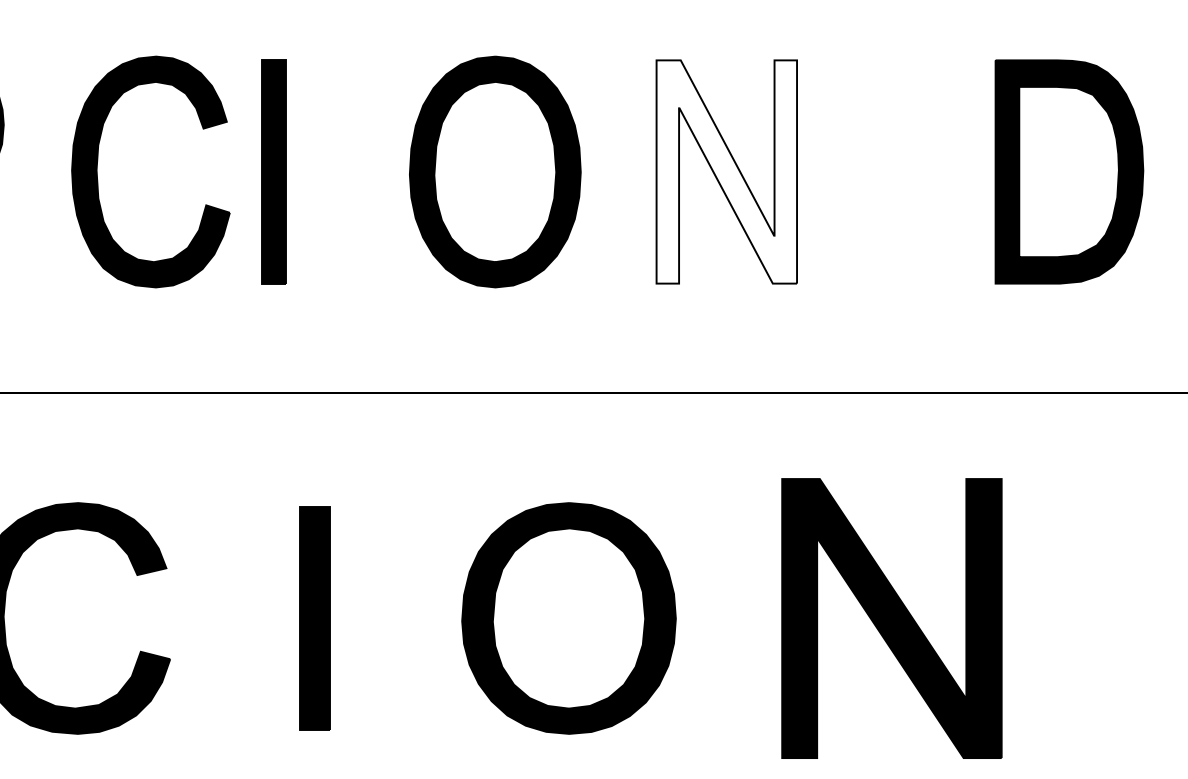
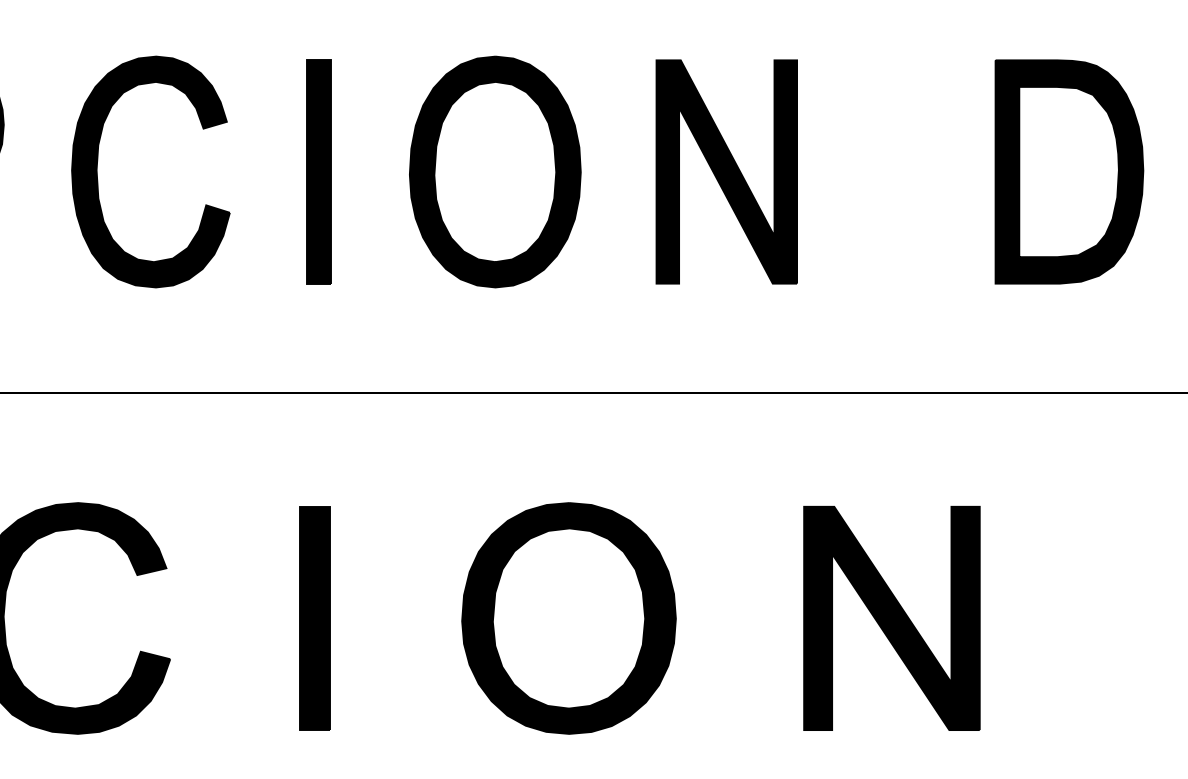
part position: (273, 171) -> (318, 171) (318, 171)
fill: none -> present (726, 171)
part size: 222x281 px -> 178x226 px (891, 617)
